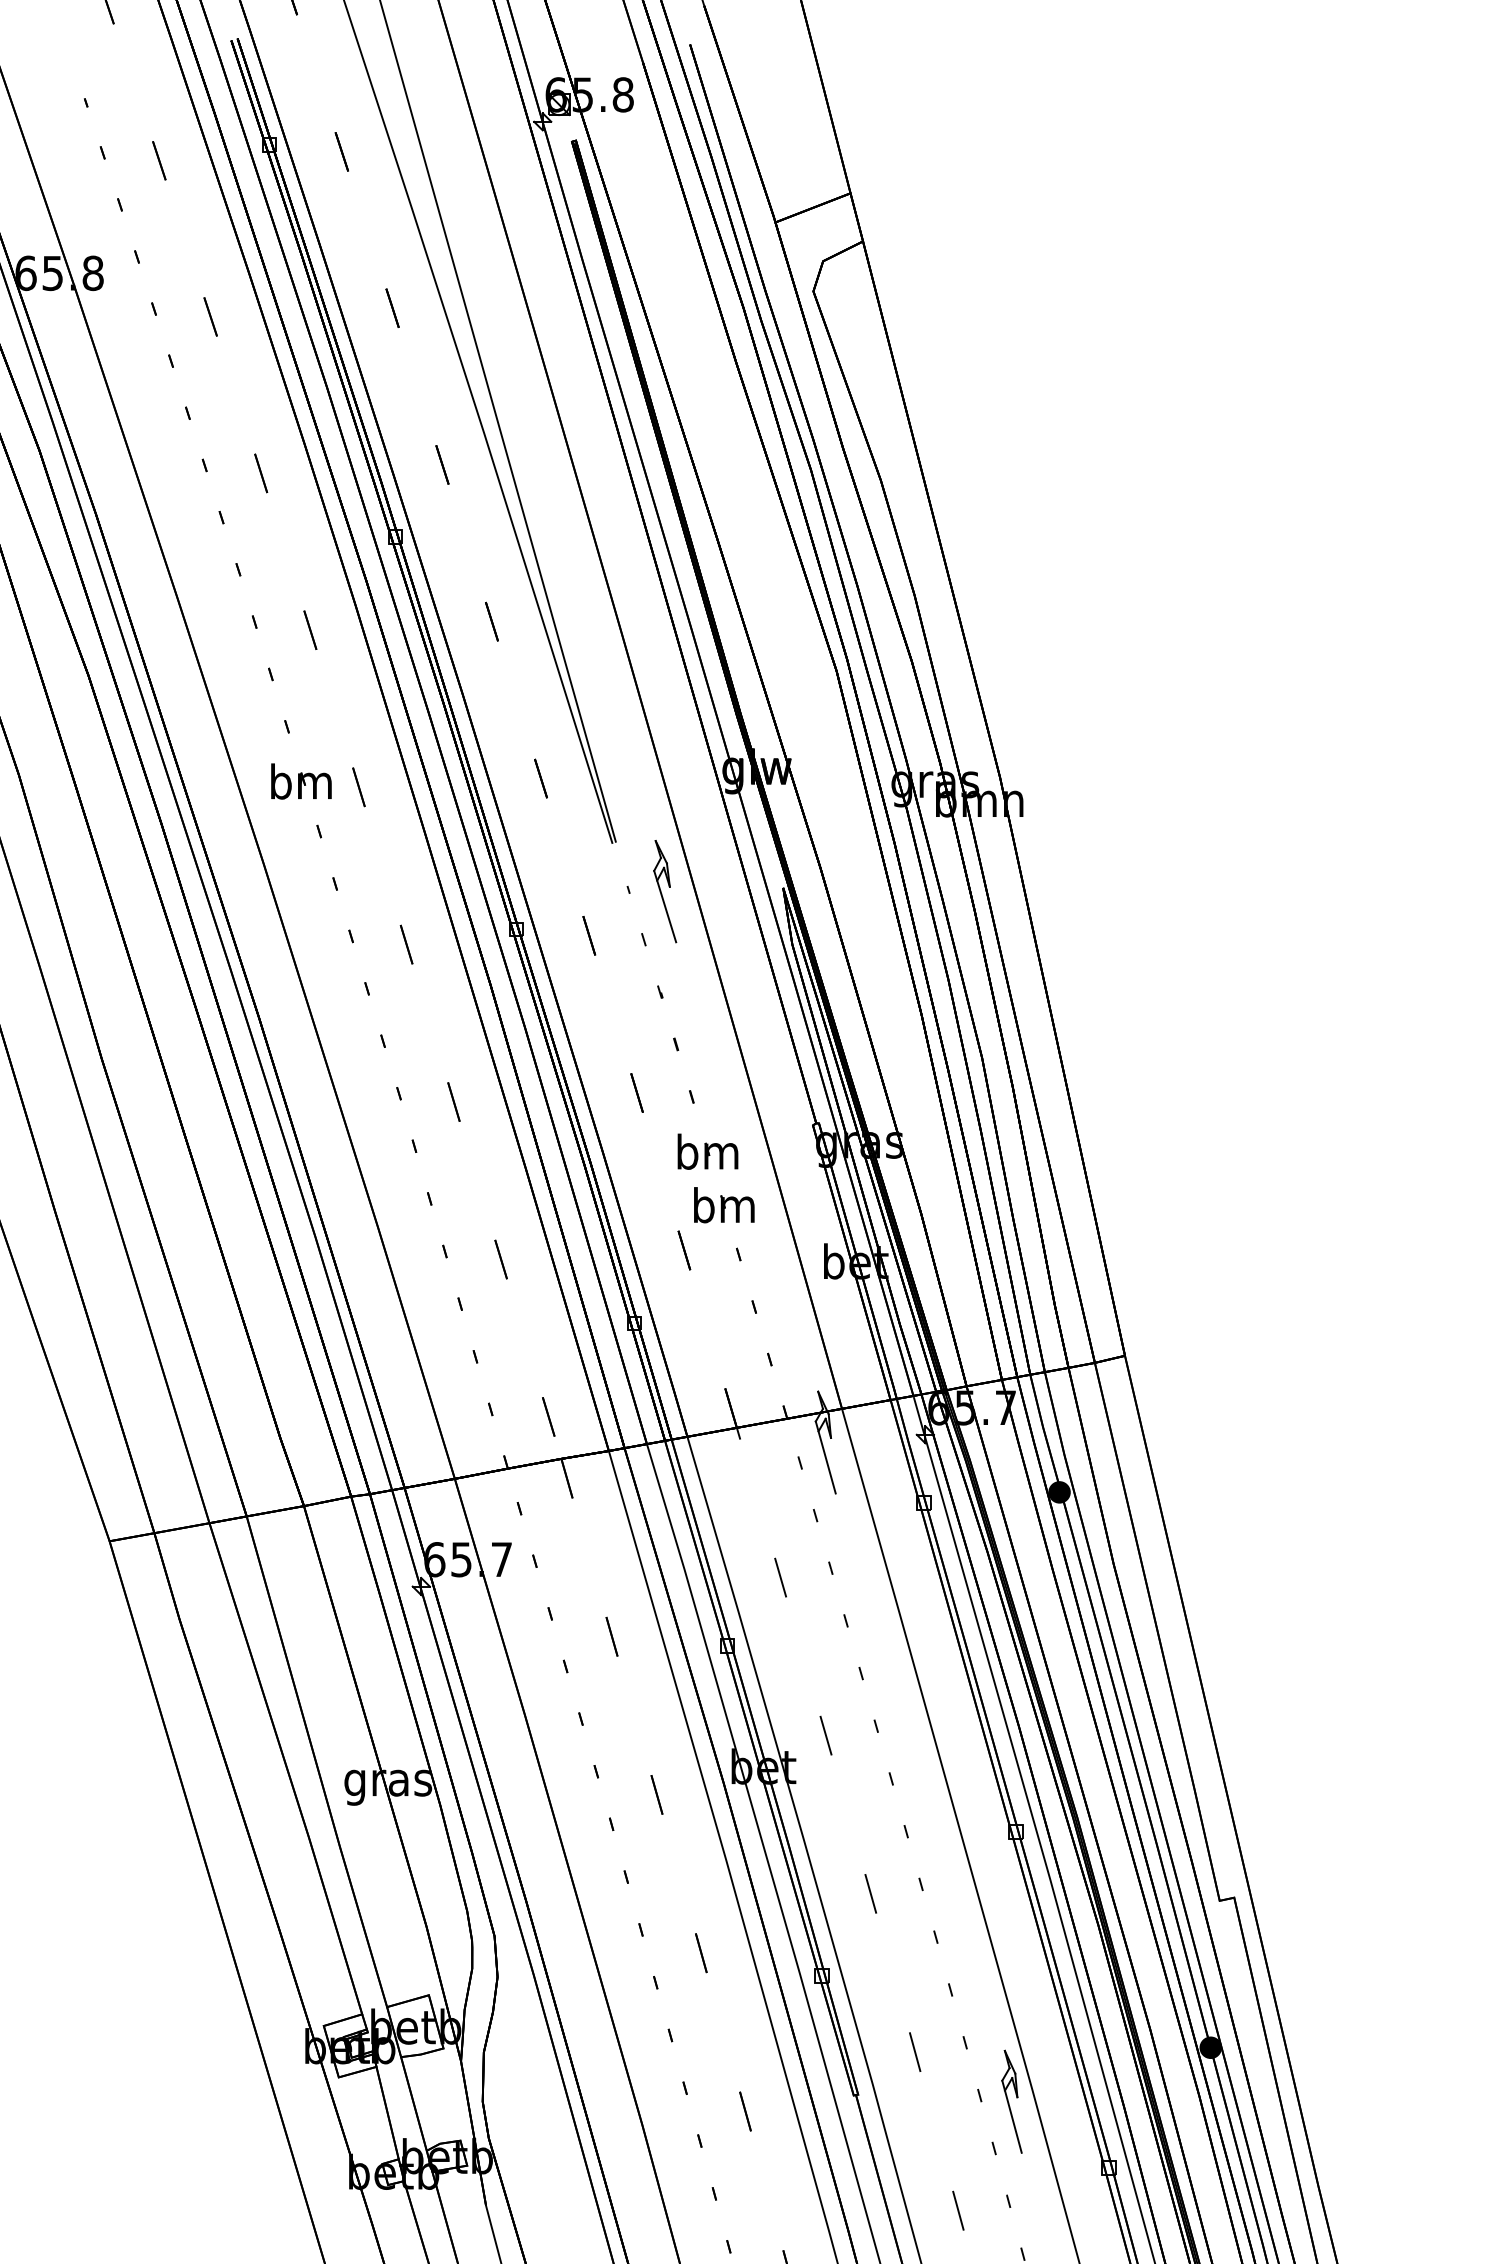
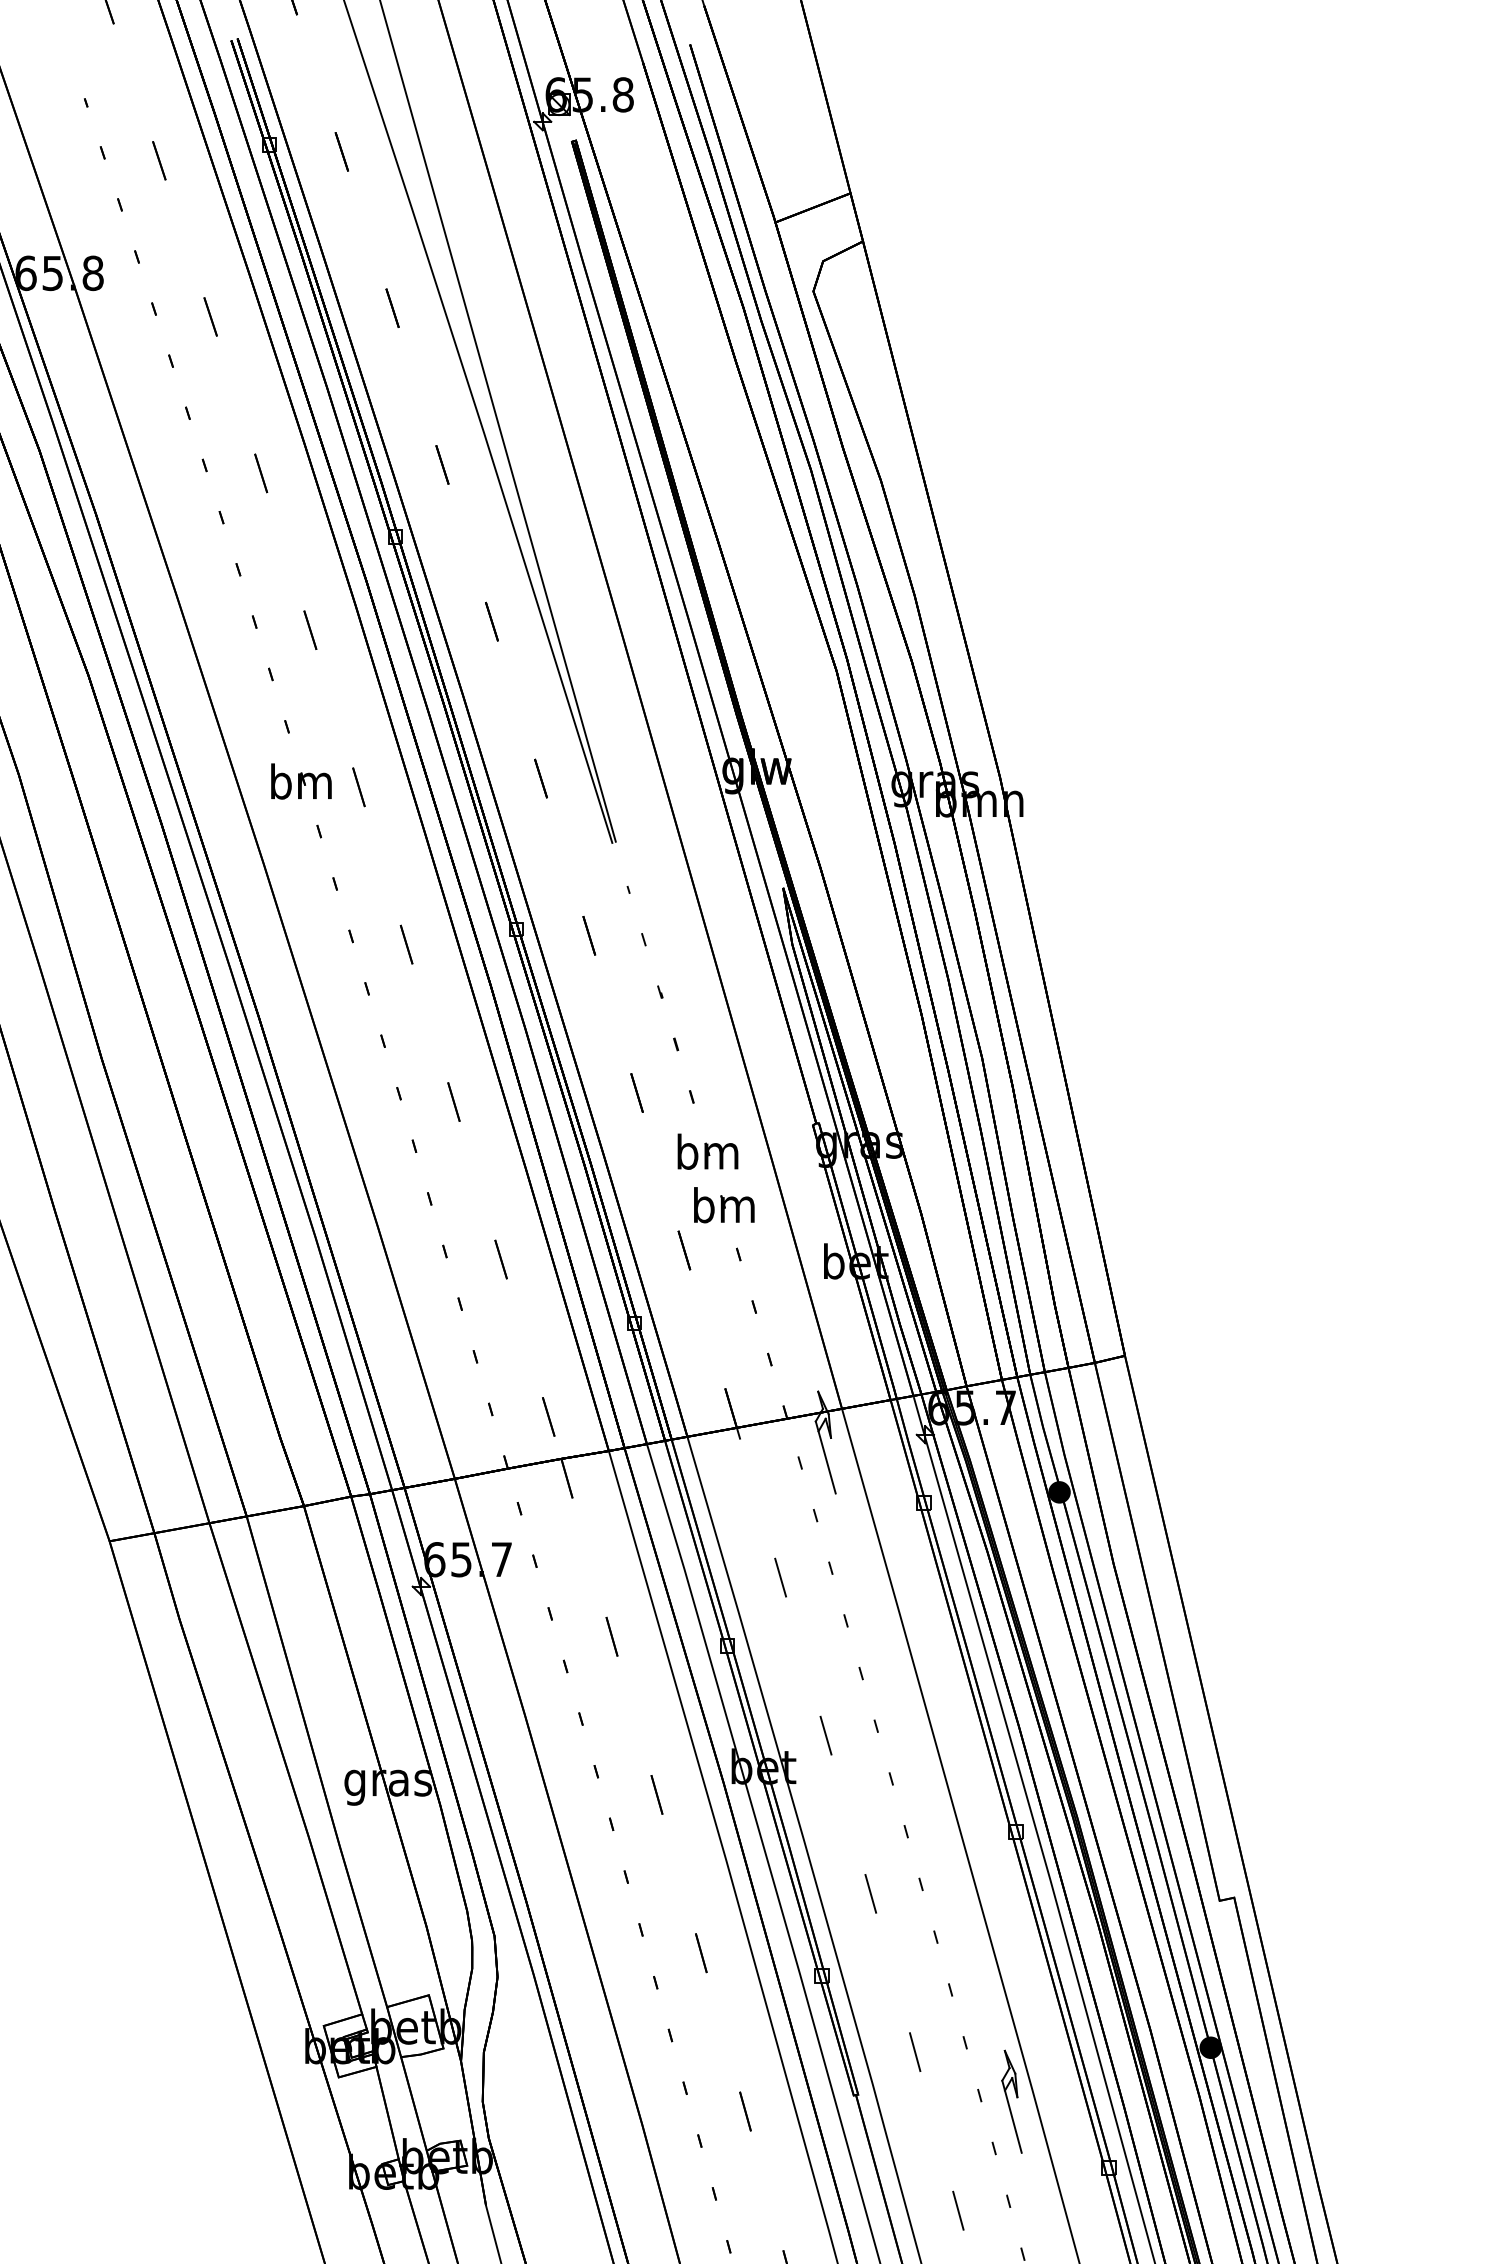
part: present -> none (665, 891)
